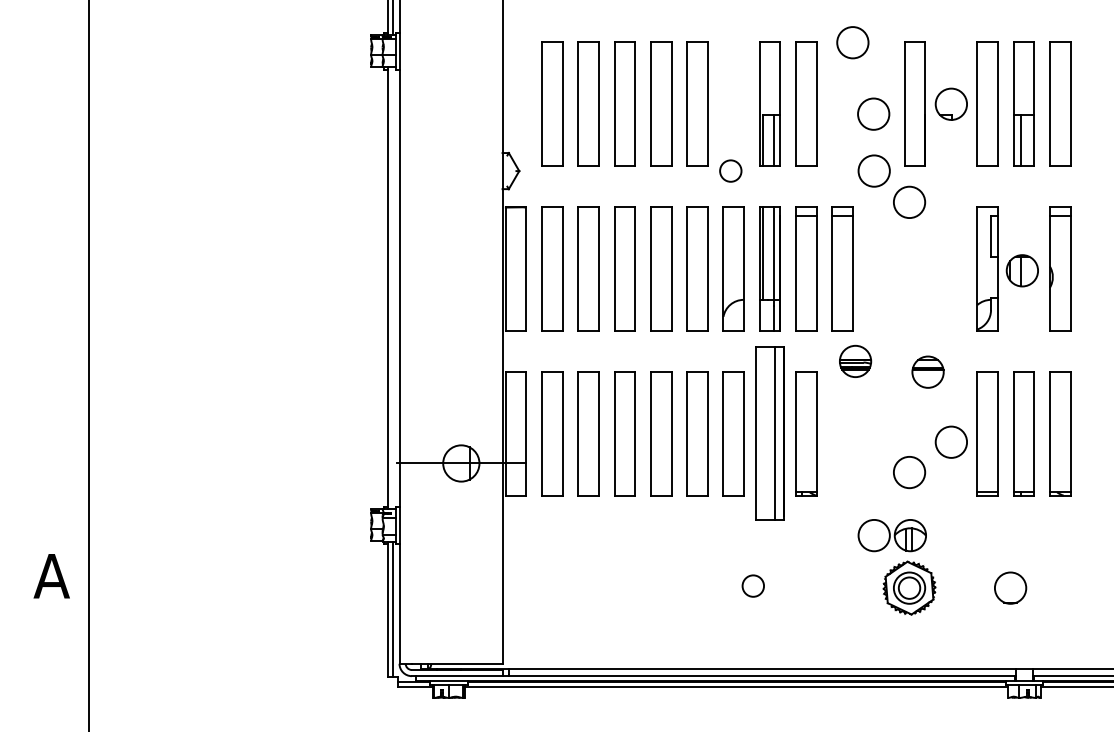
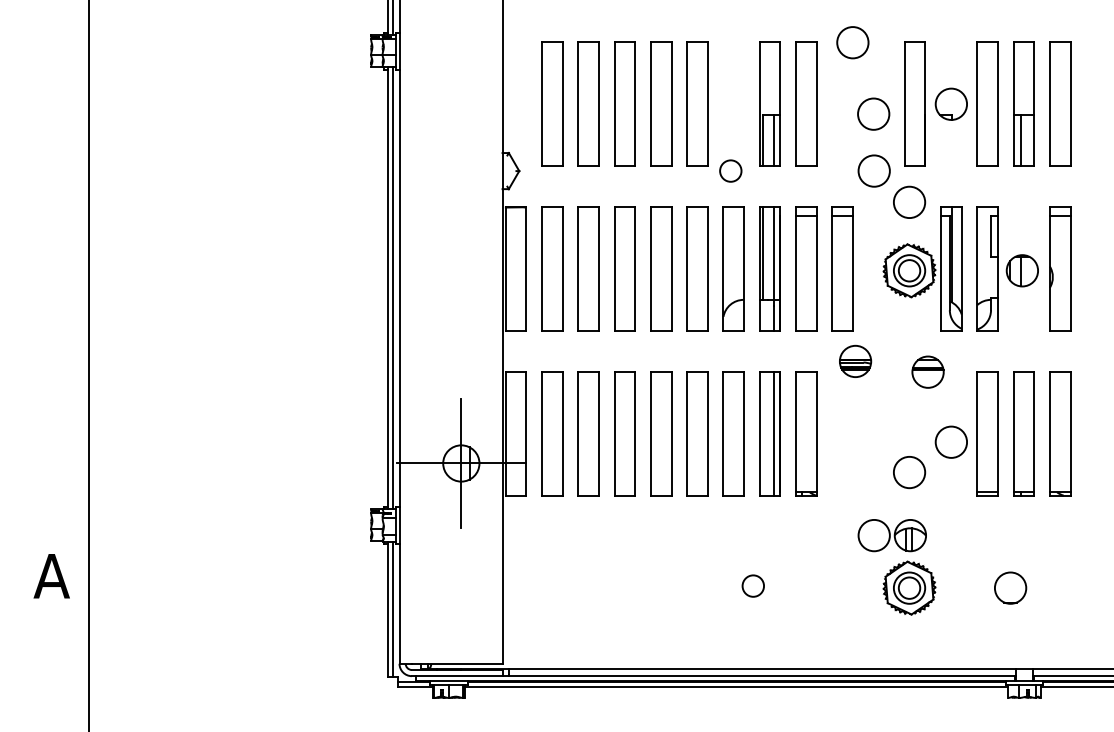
part: none -> present (922, 268)
line: none -> present (392, 287)
part size: 30x175 px -> 22x126 px (769, 433)
line: none -> present (461, 462)
